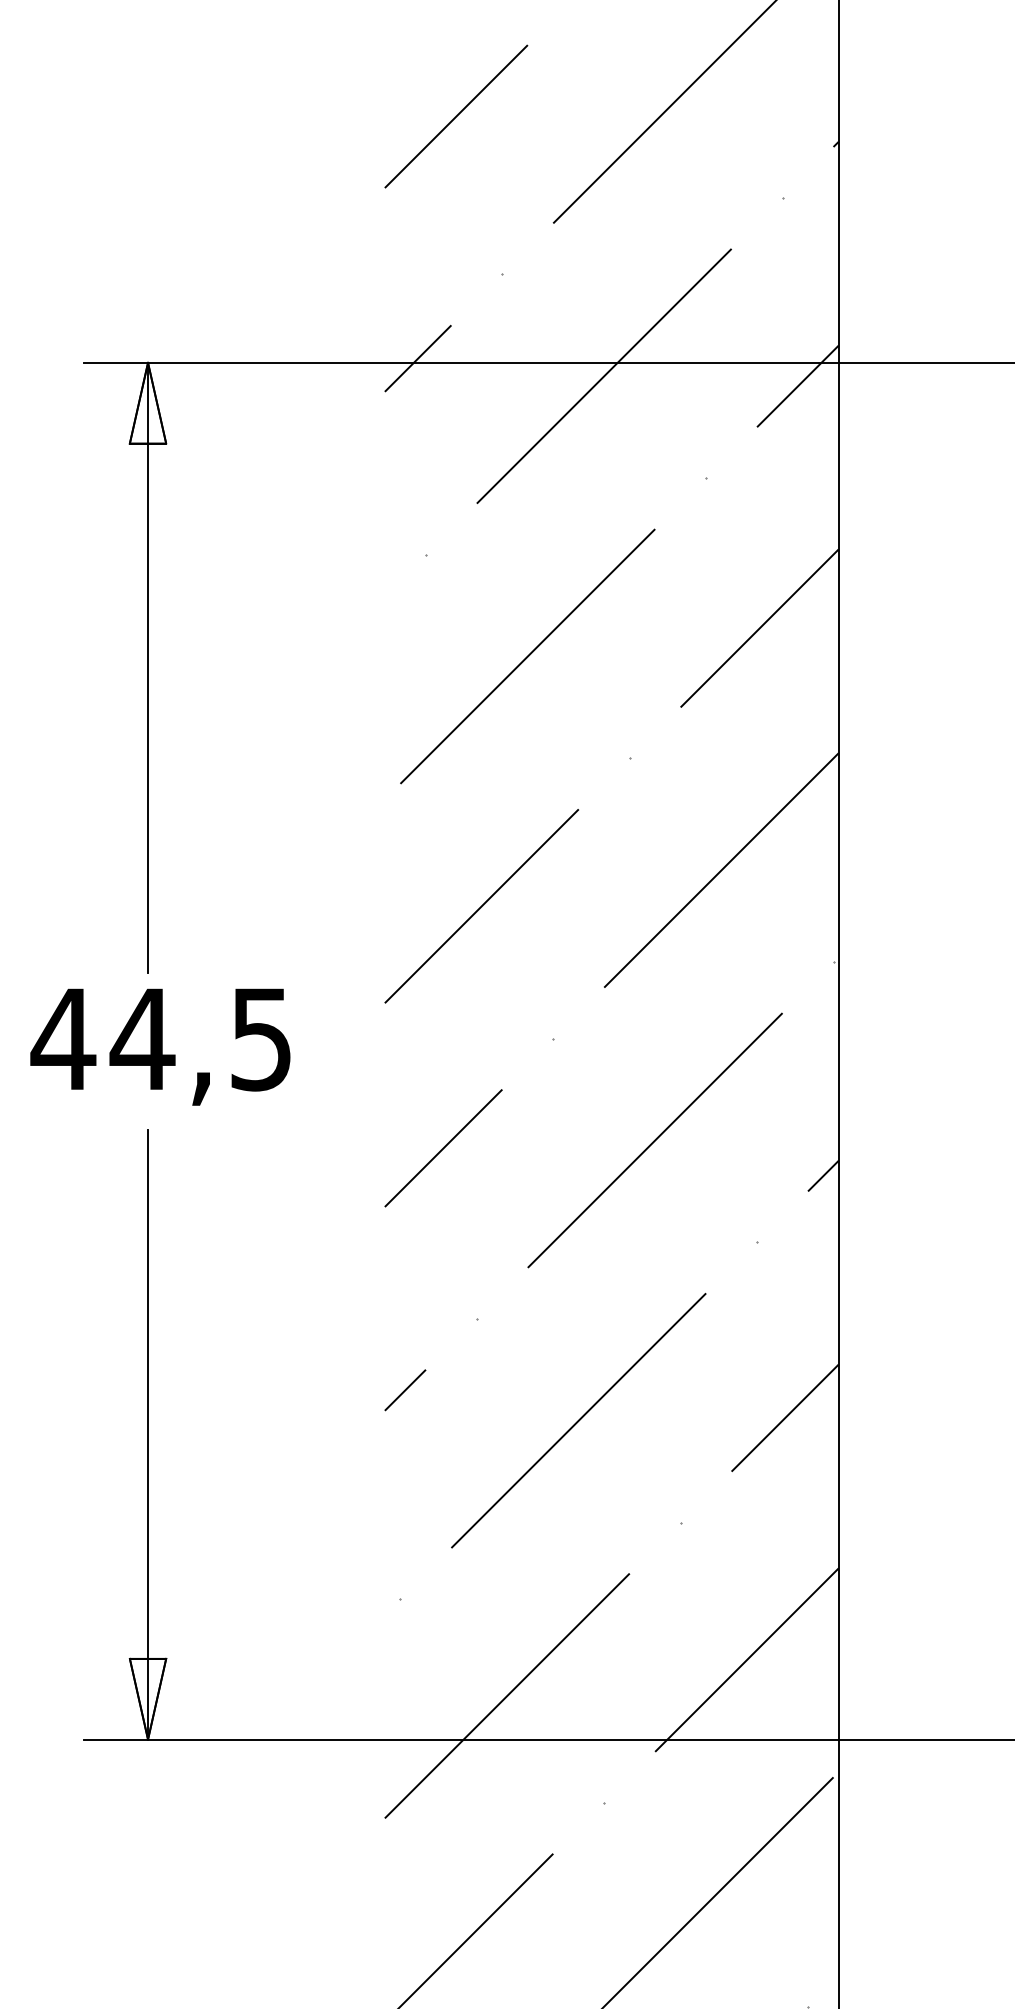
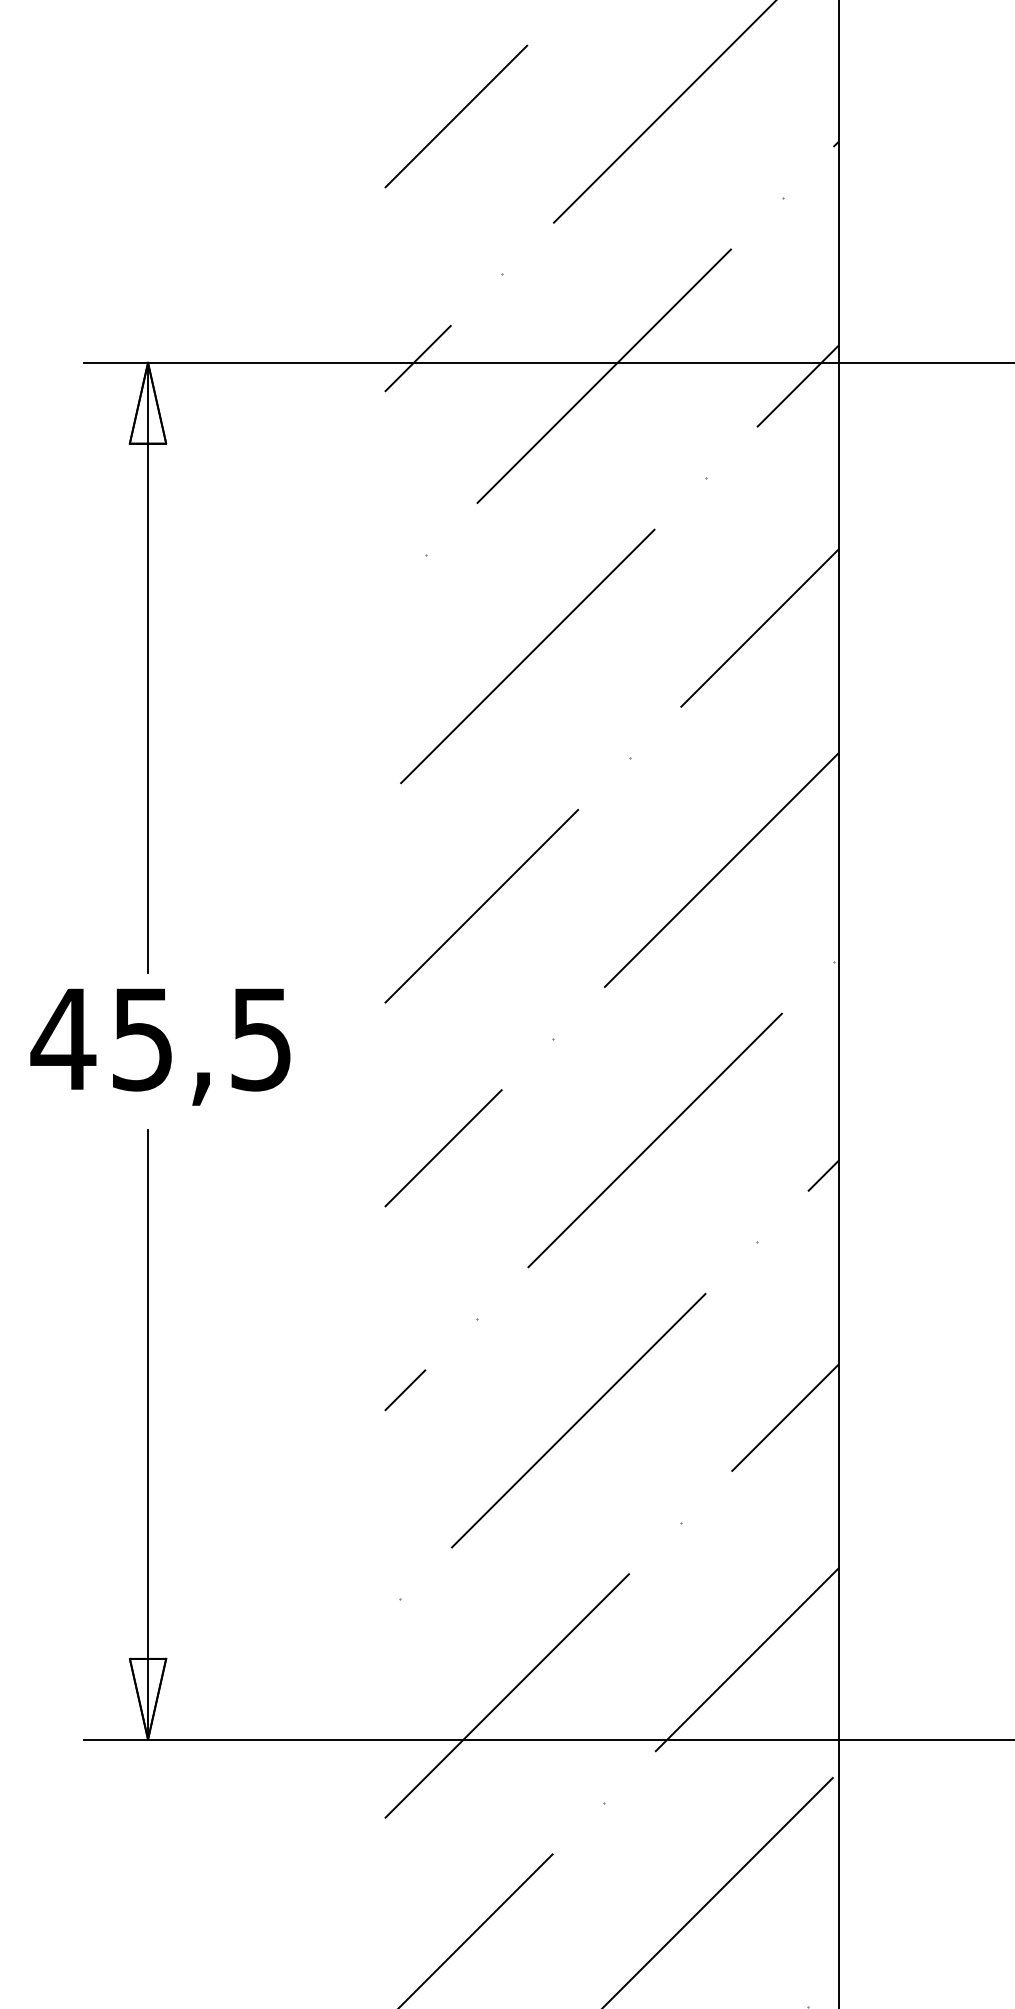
text: 44,5 -> 45,5 (142, 1039)
